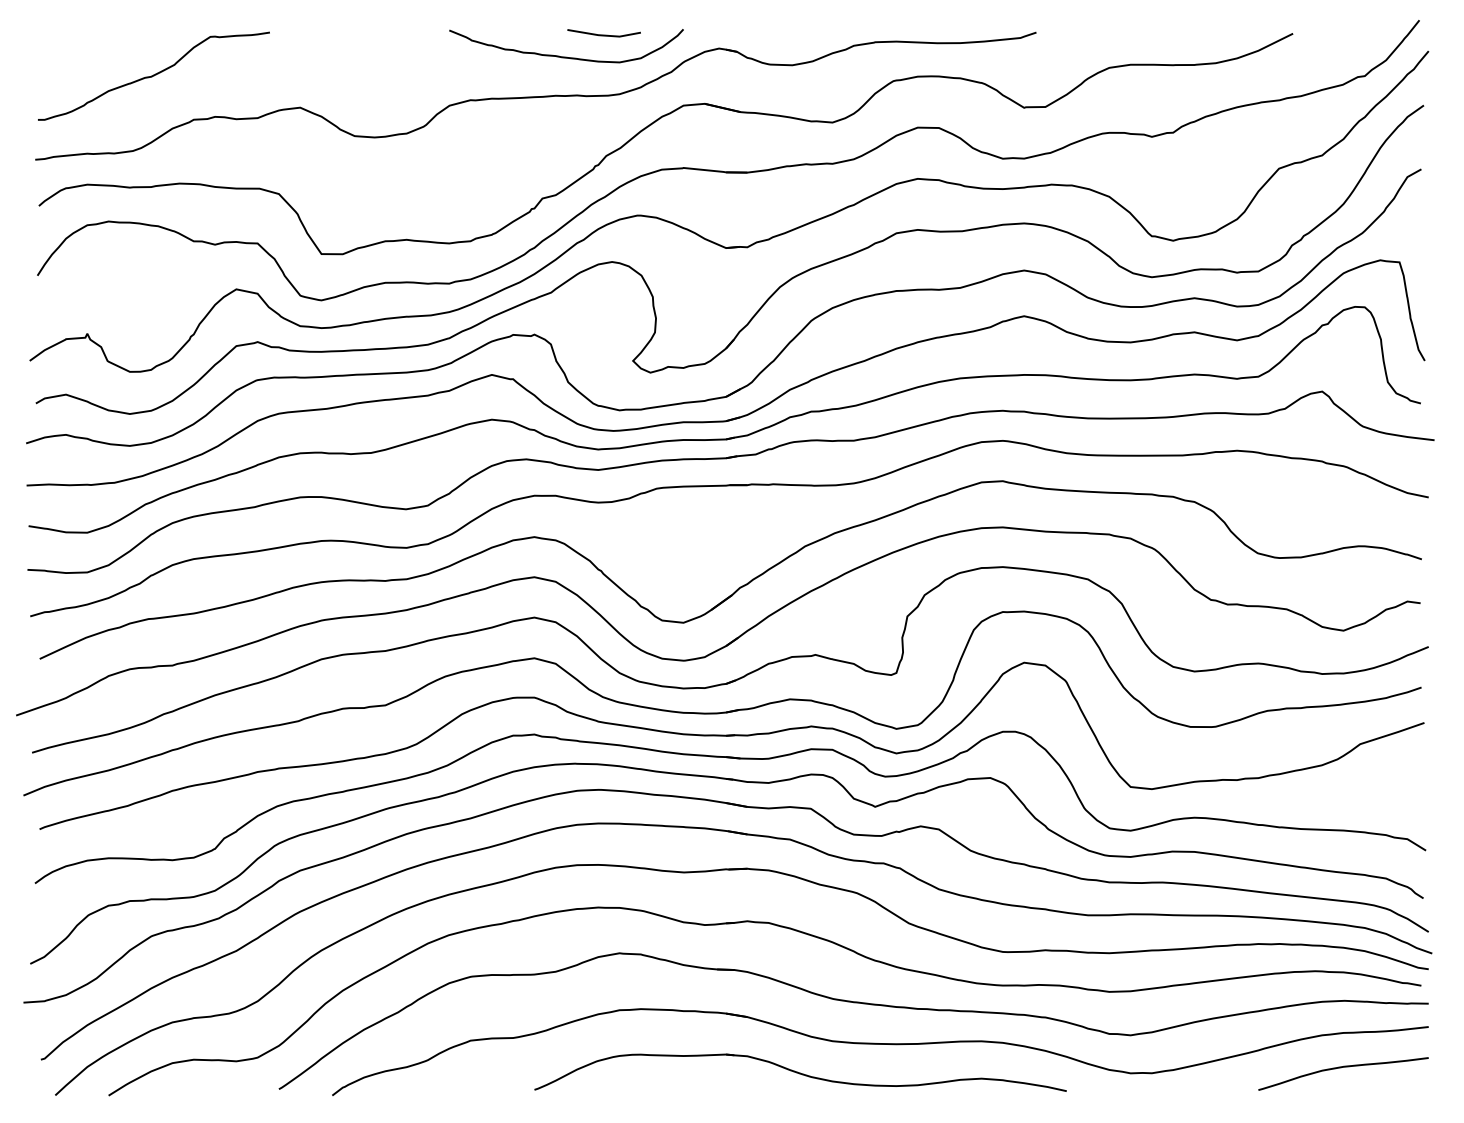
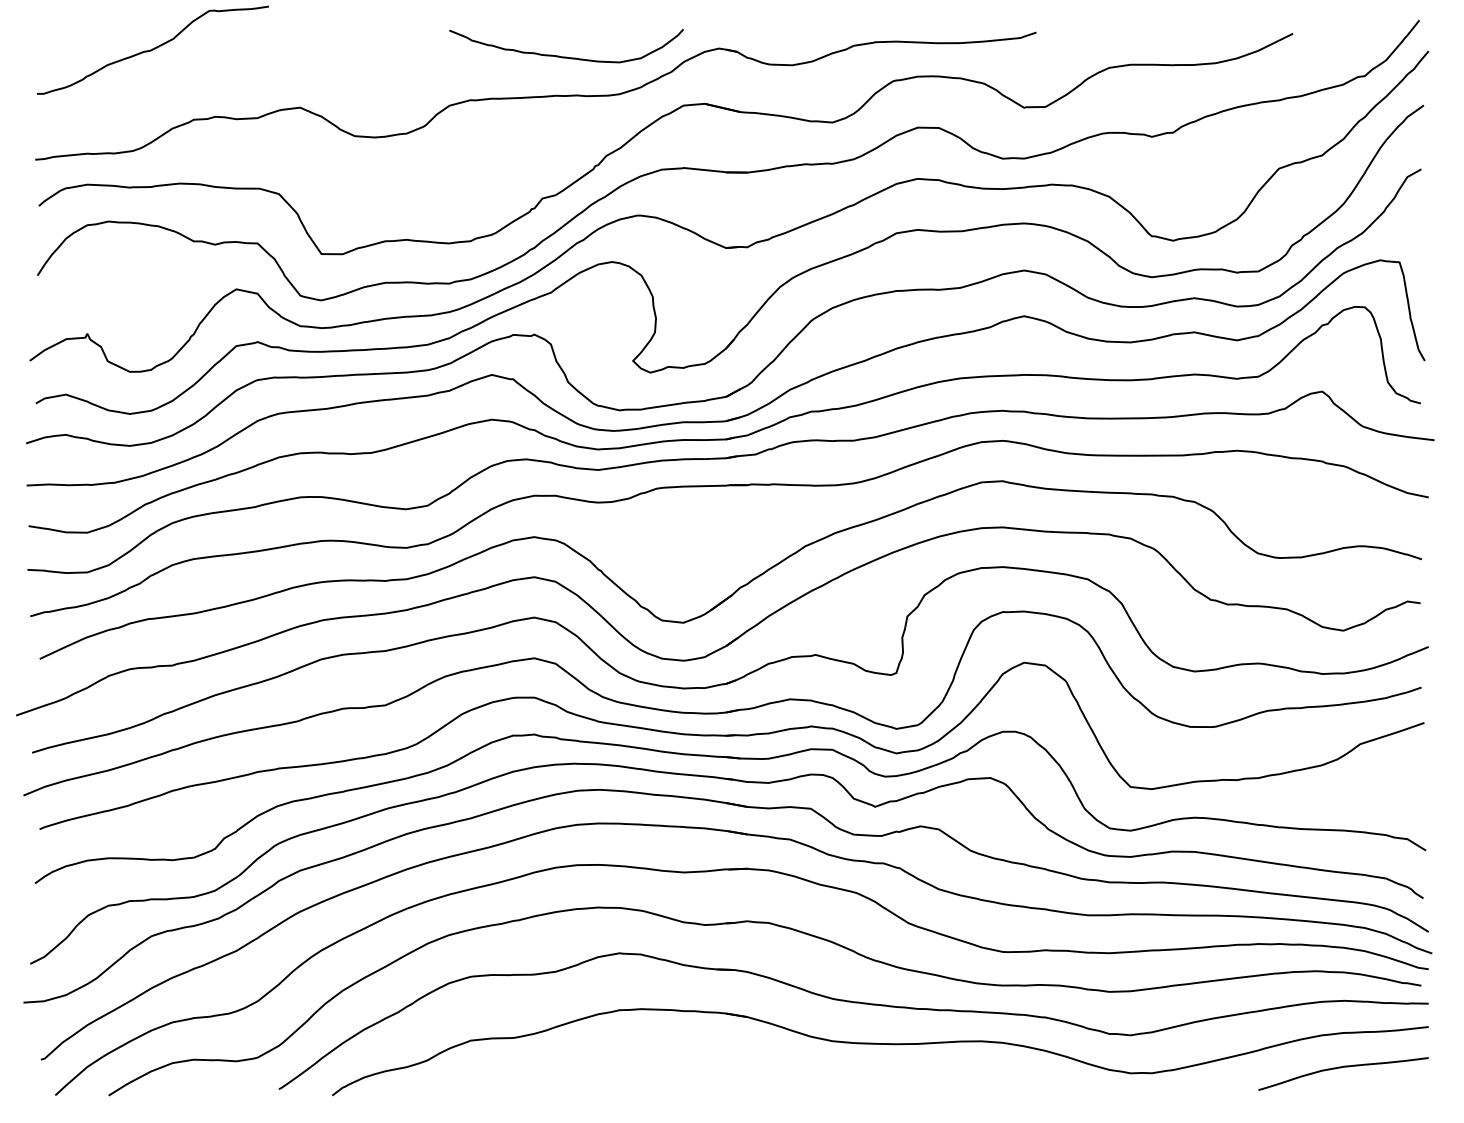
line: present -> none (603, 34)
curve position: (153, 75) -> (152, 49) (152, 49)
part: present -> none (800, 1072)
